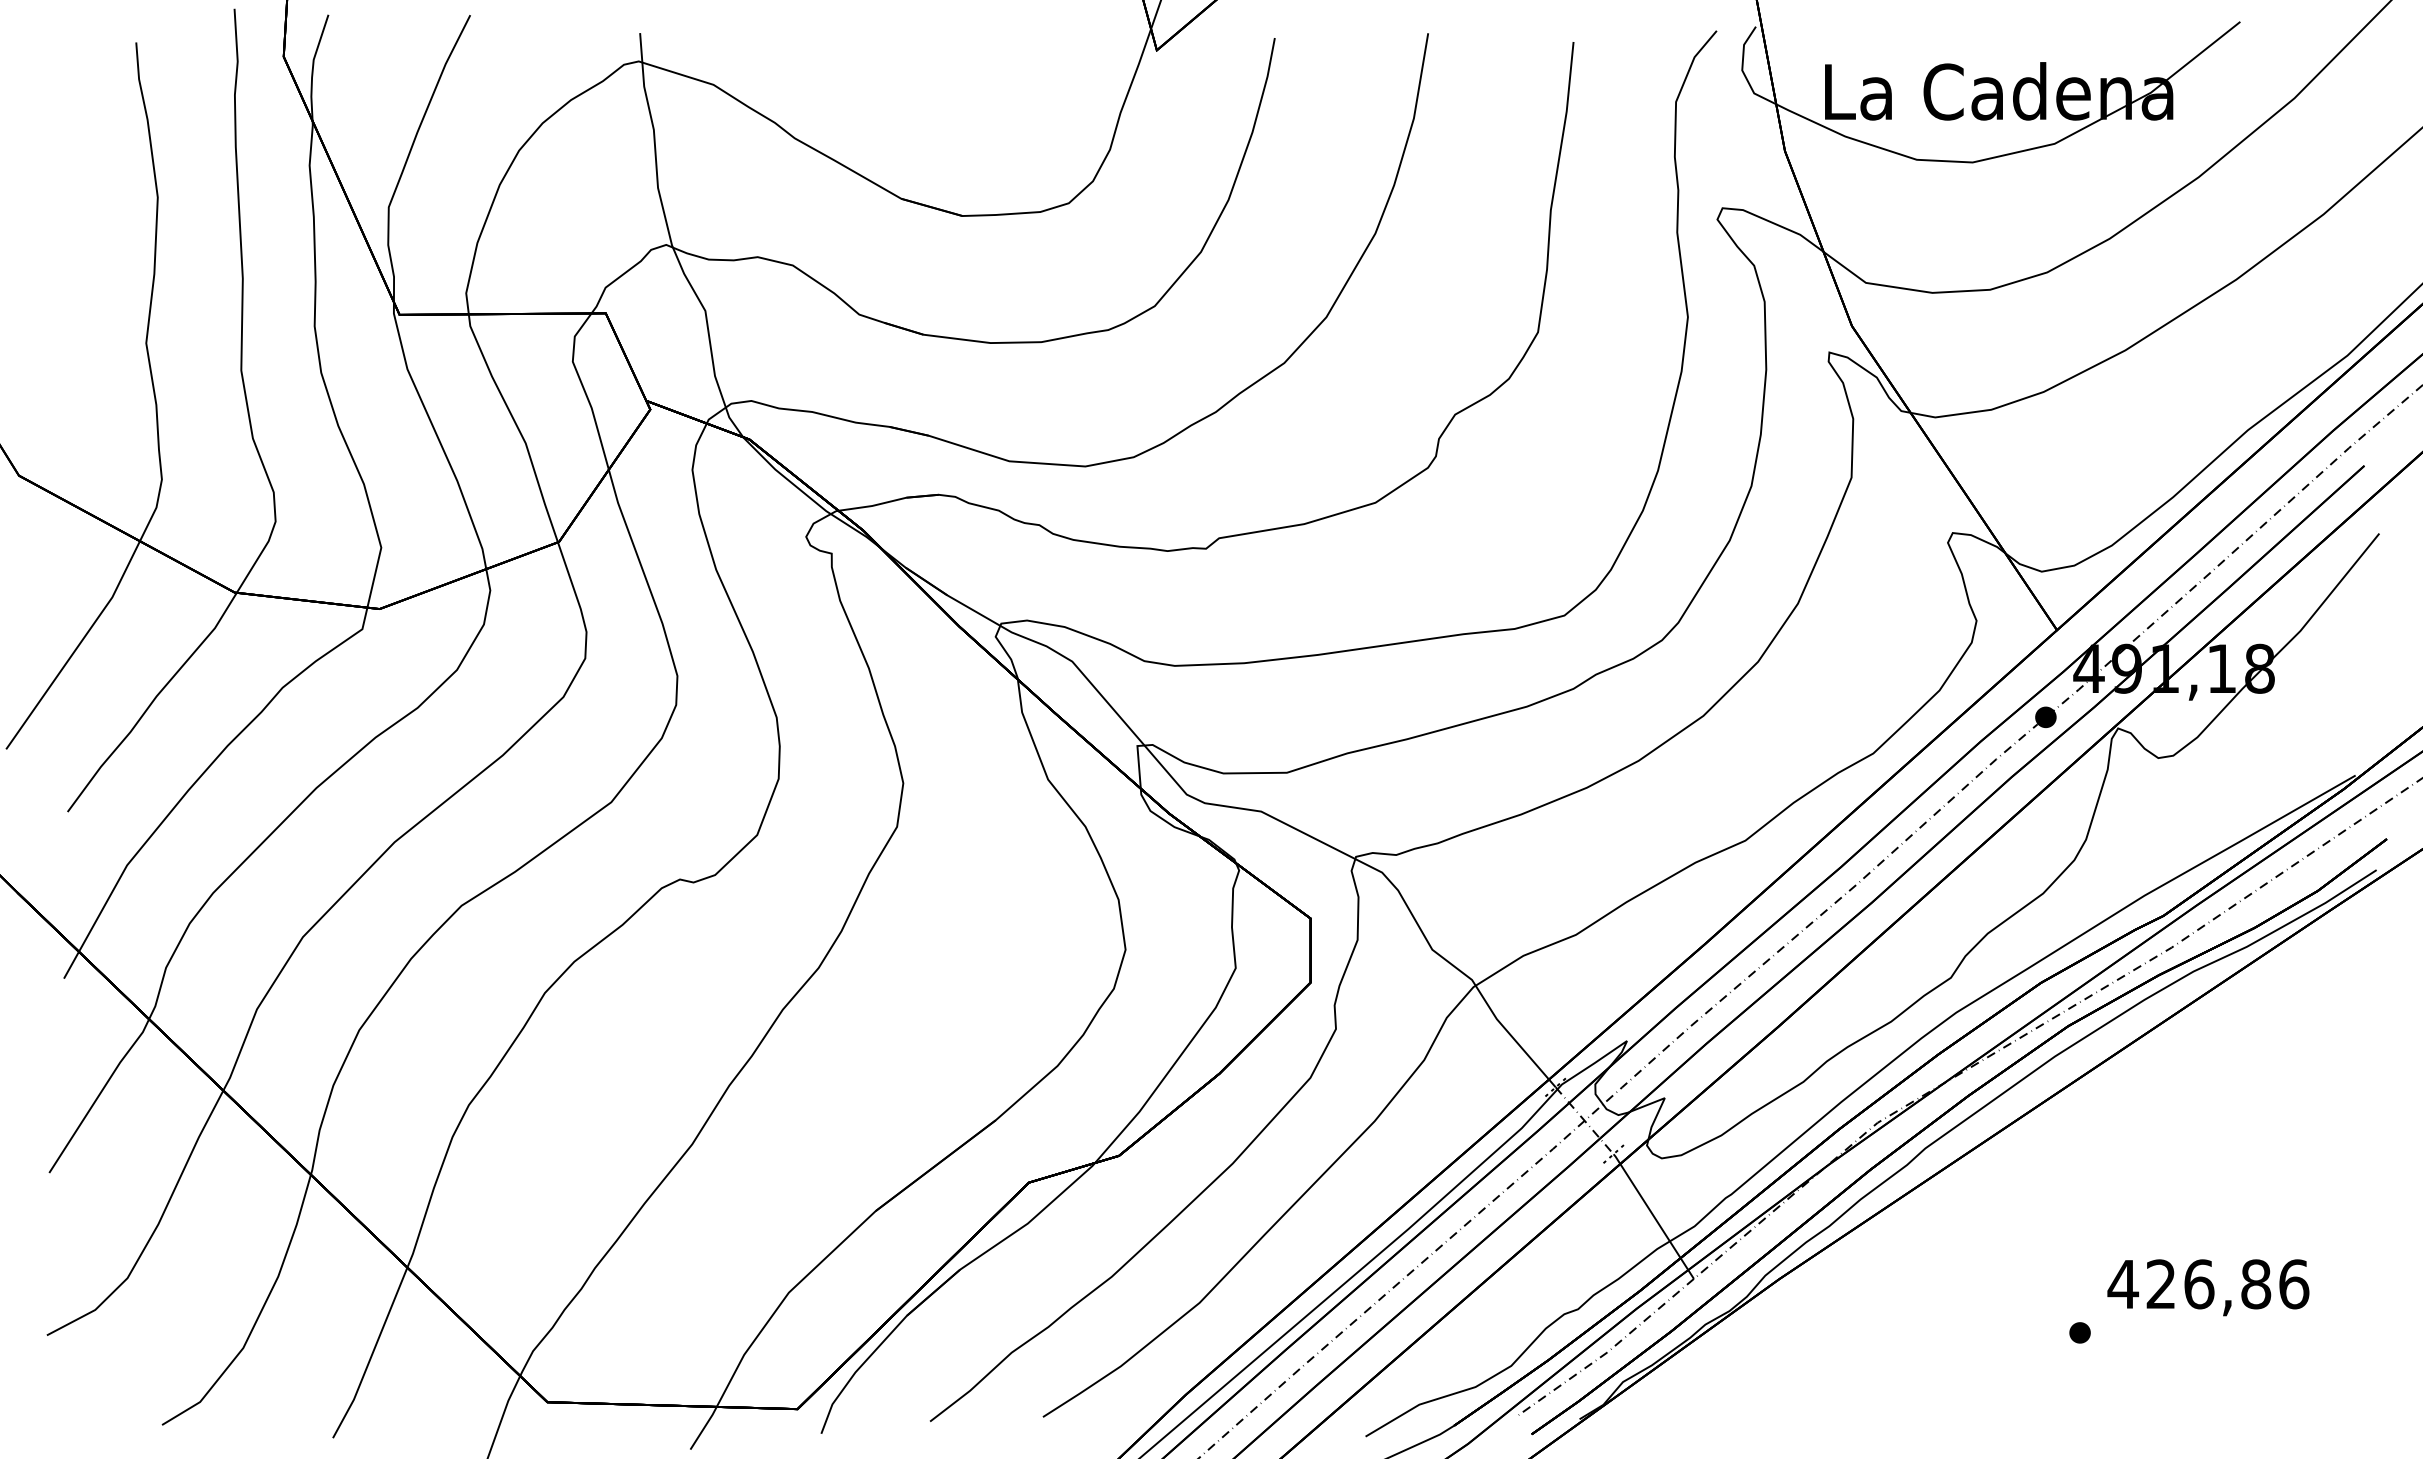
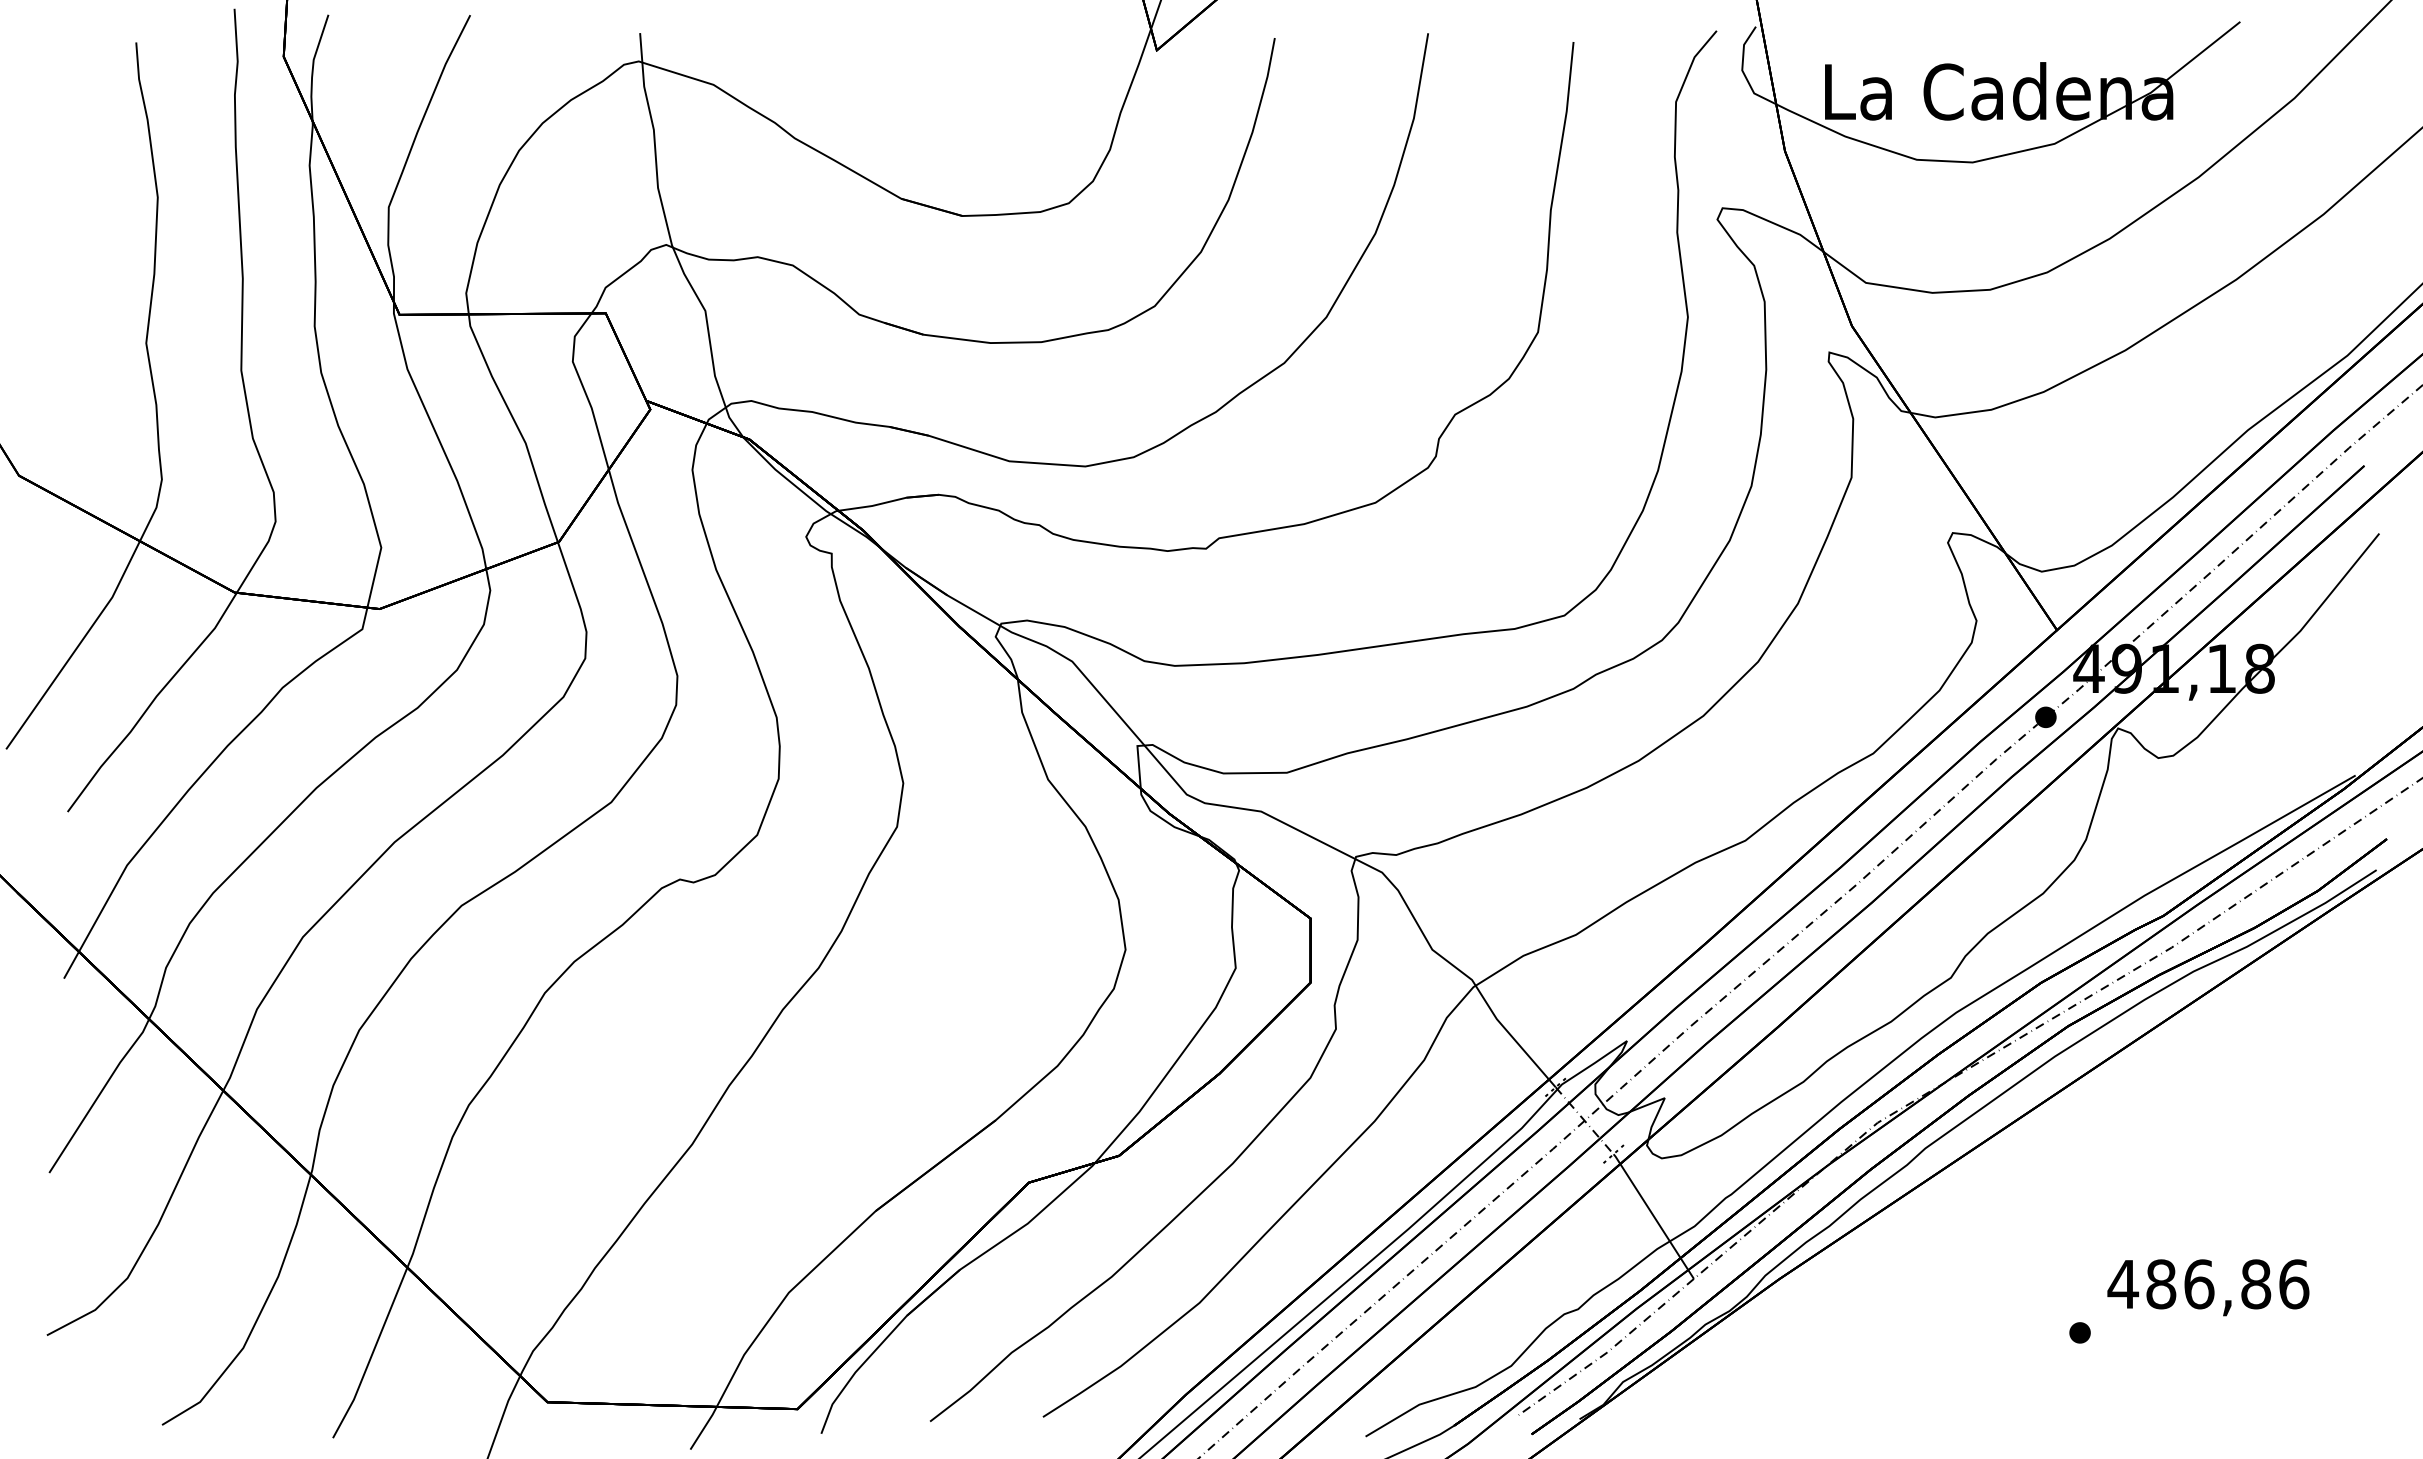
text: 426,86 -> 486,86 (2161, 1284)
